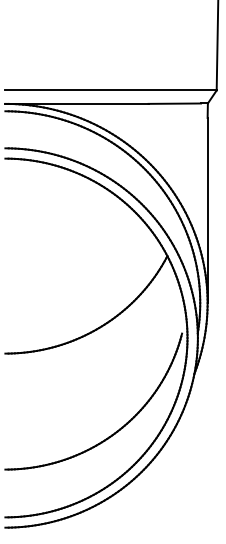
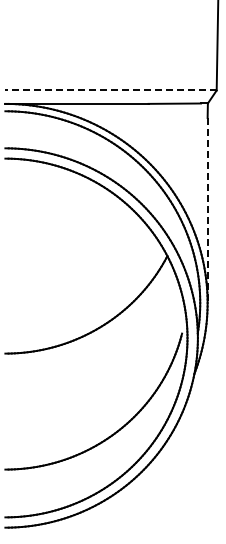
line: solid -> dashed (111, 90)
line: solid -> dashed (207, 210)
